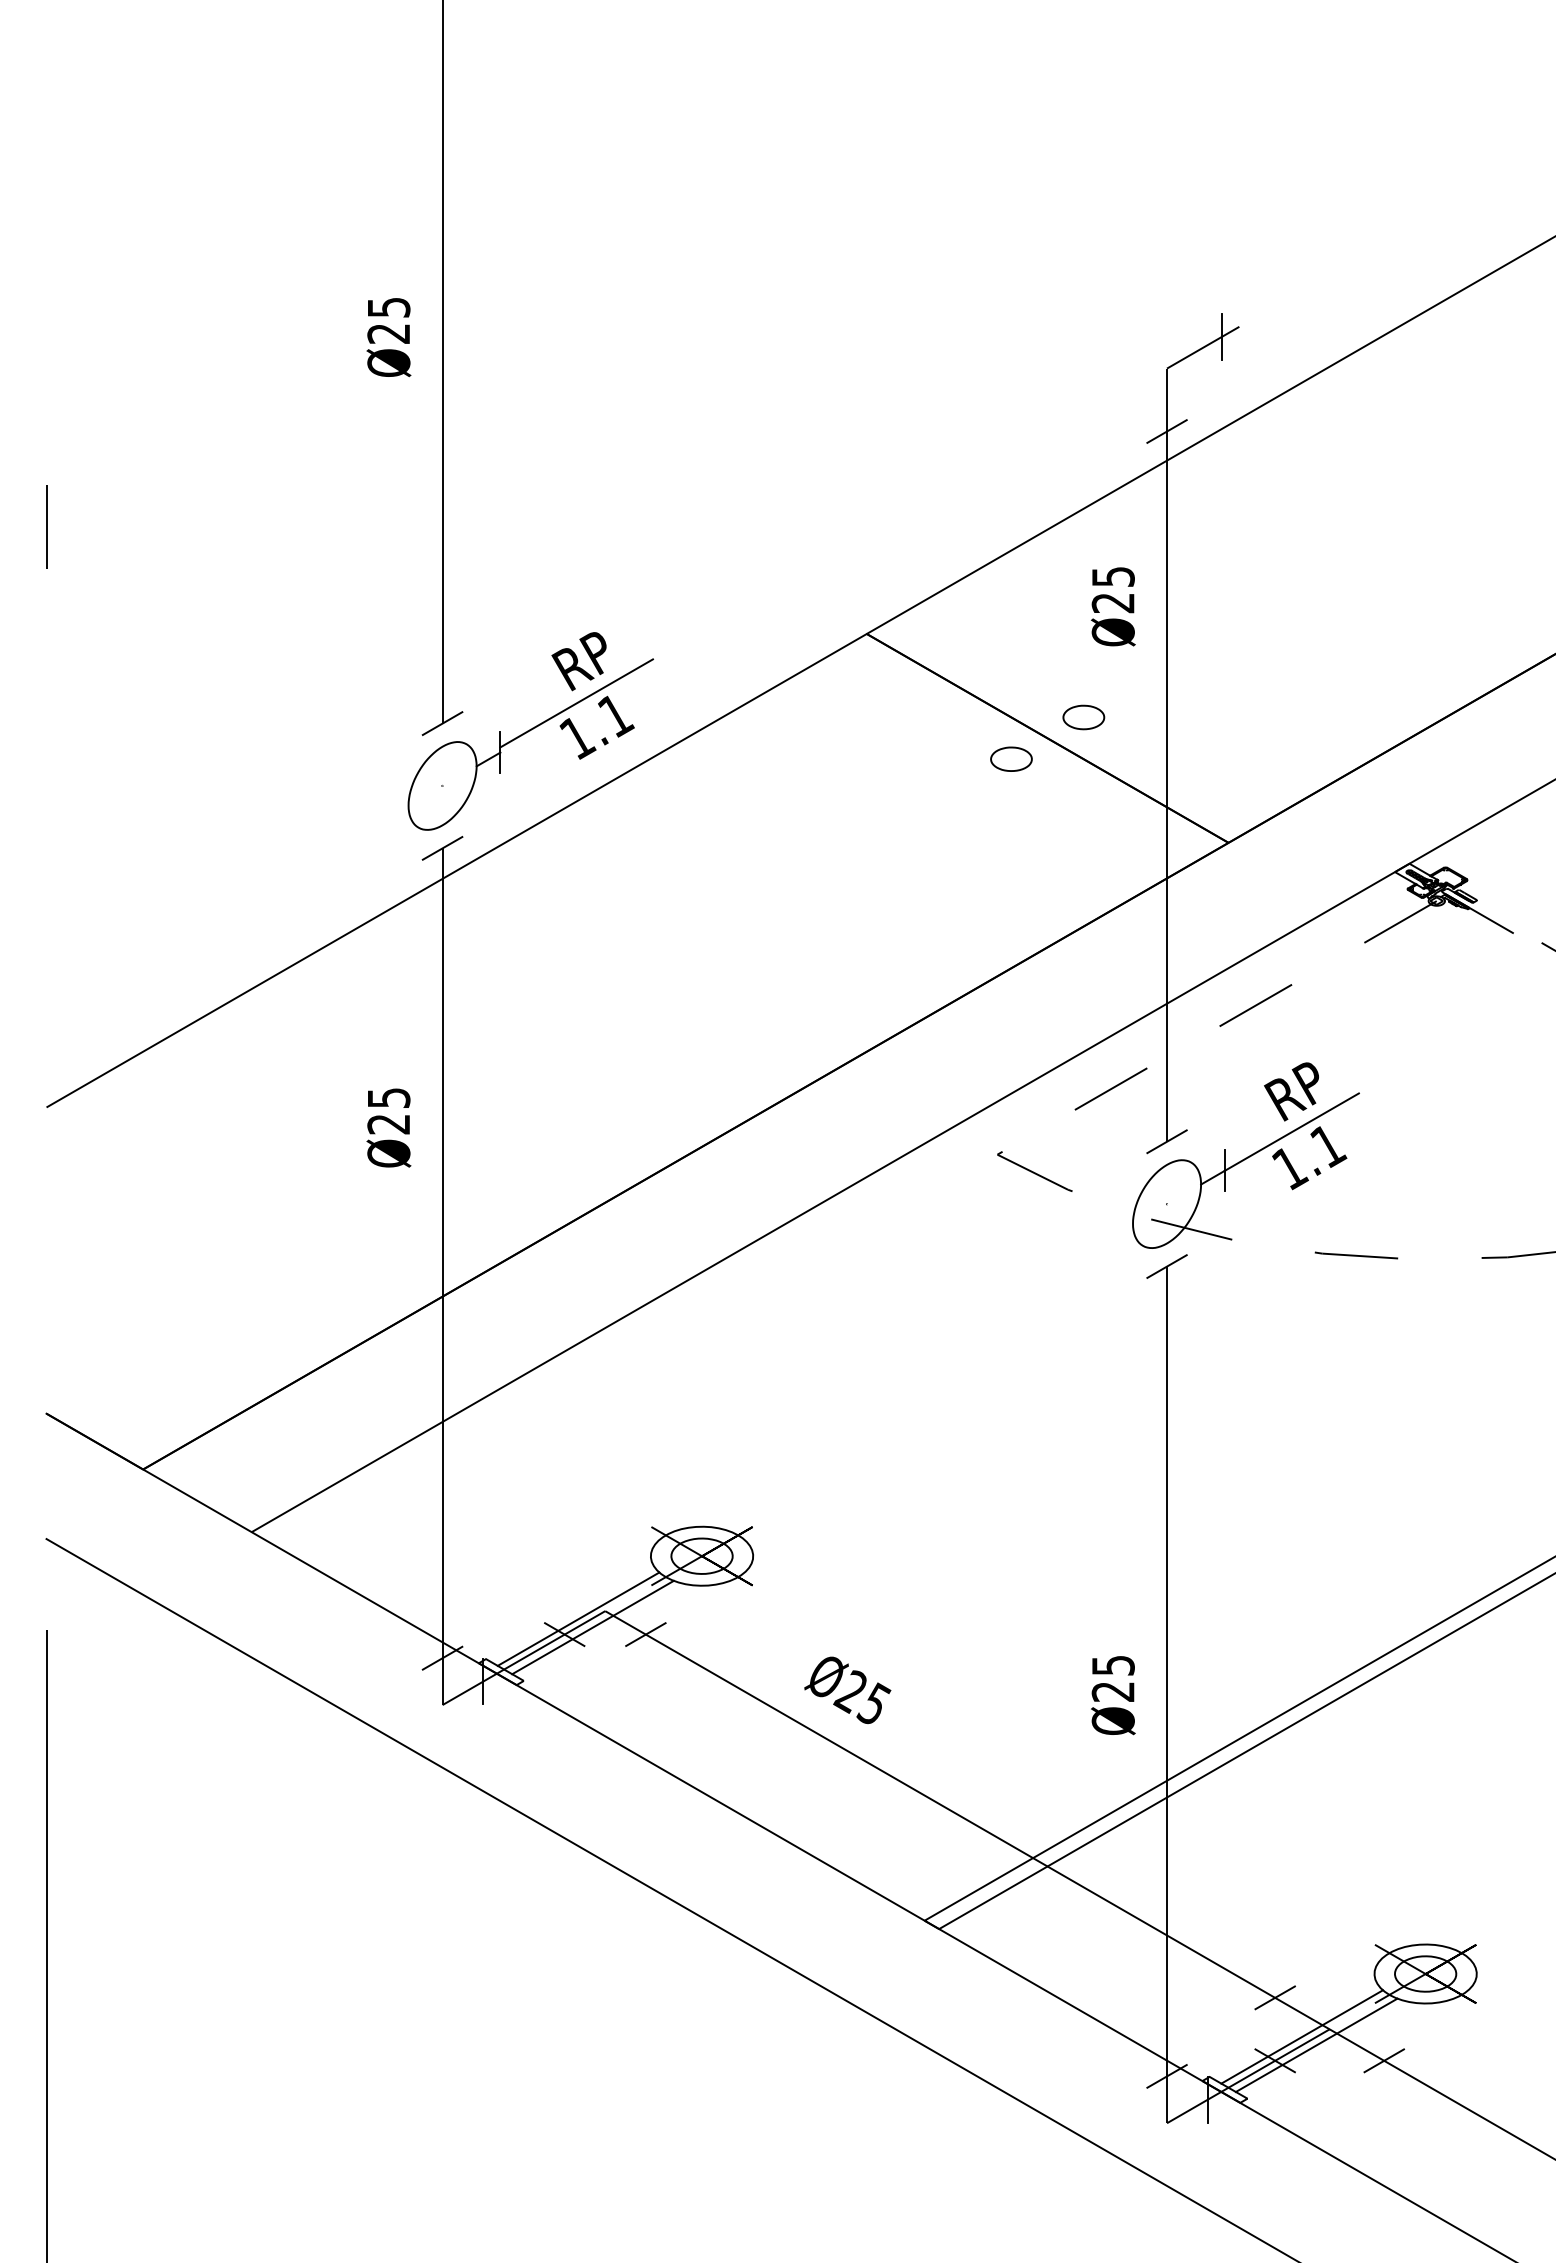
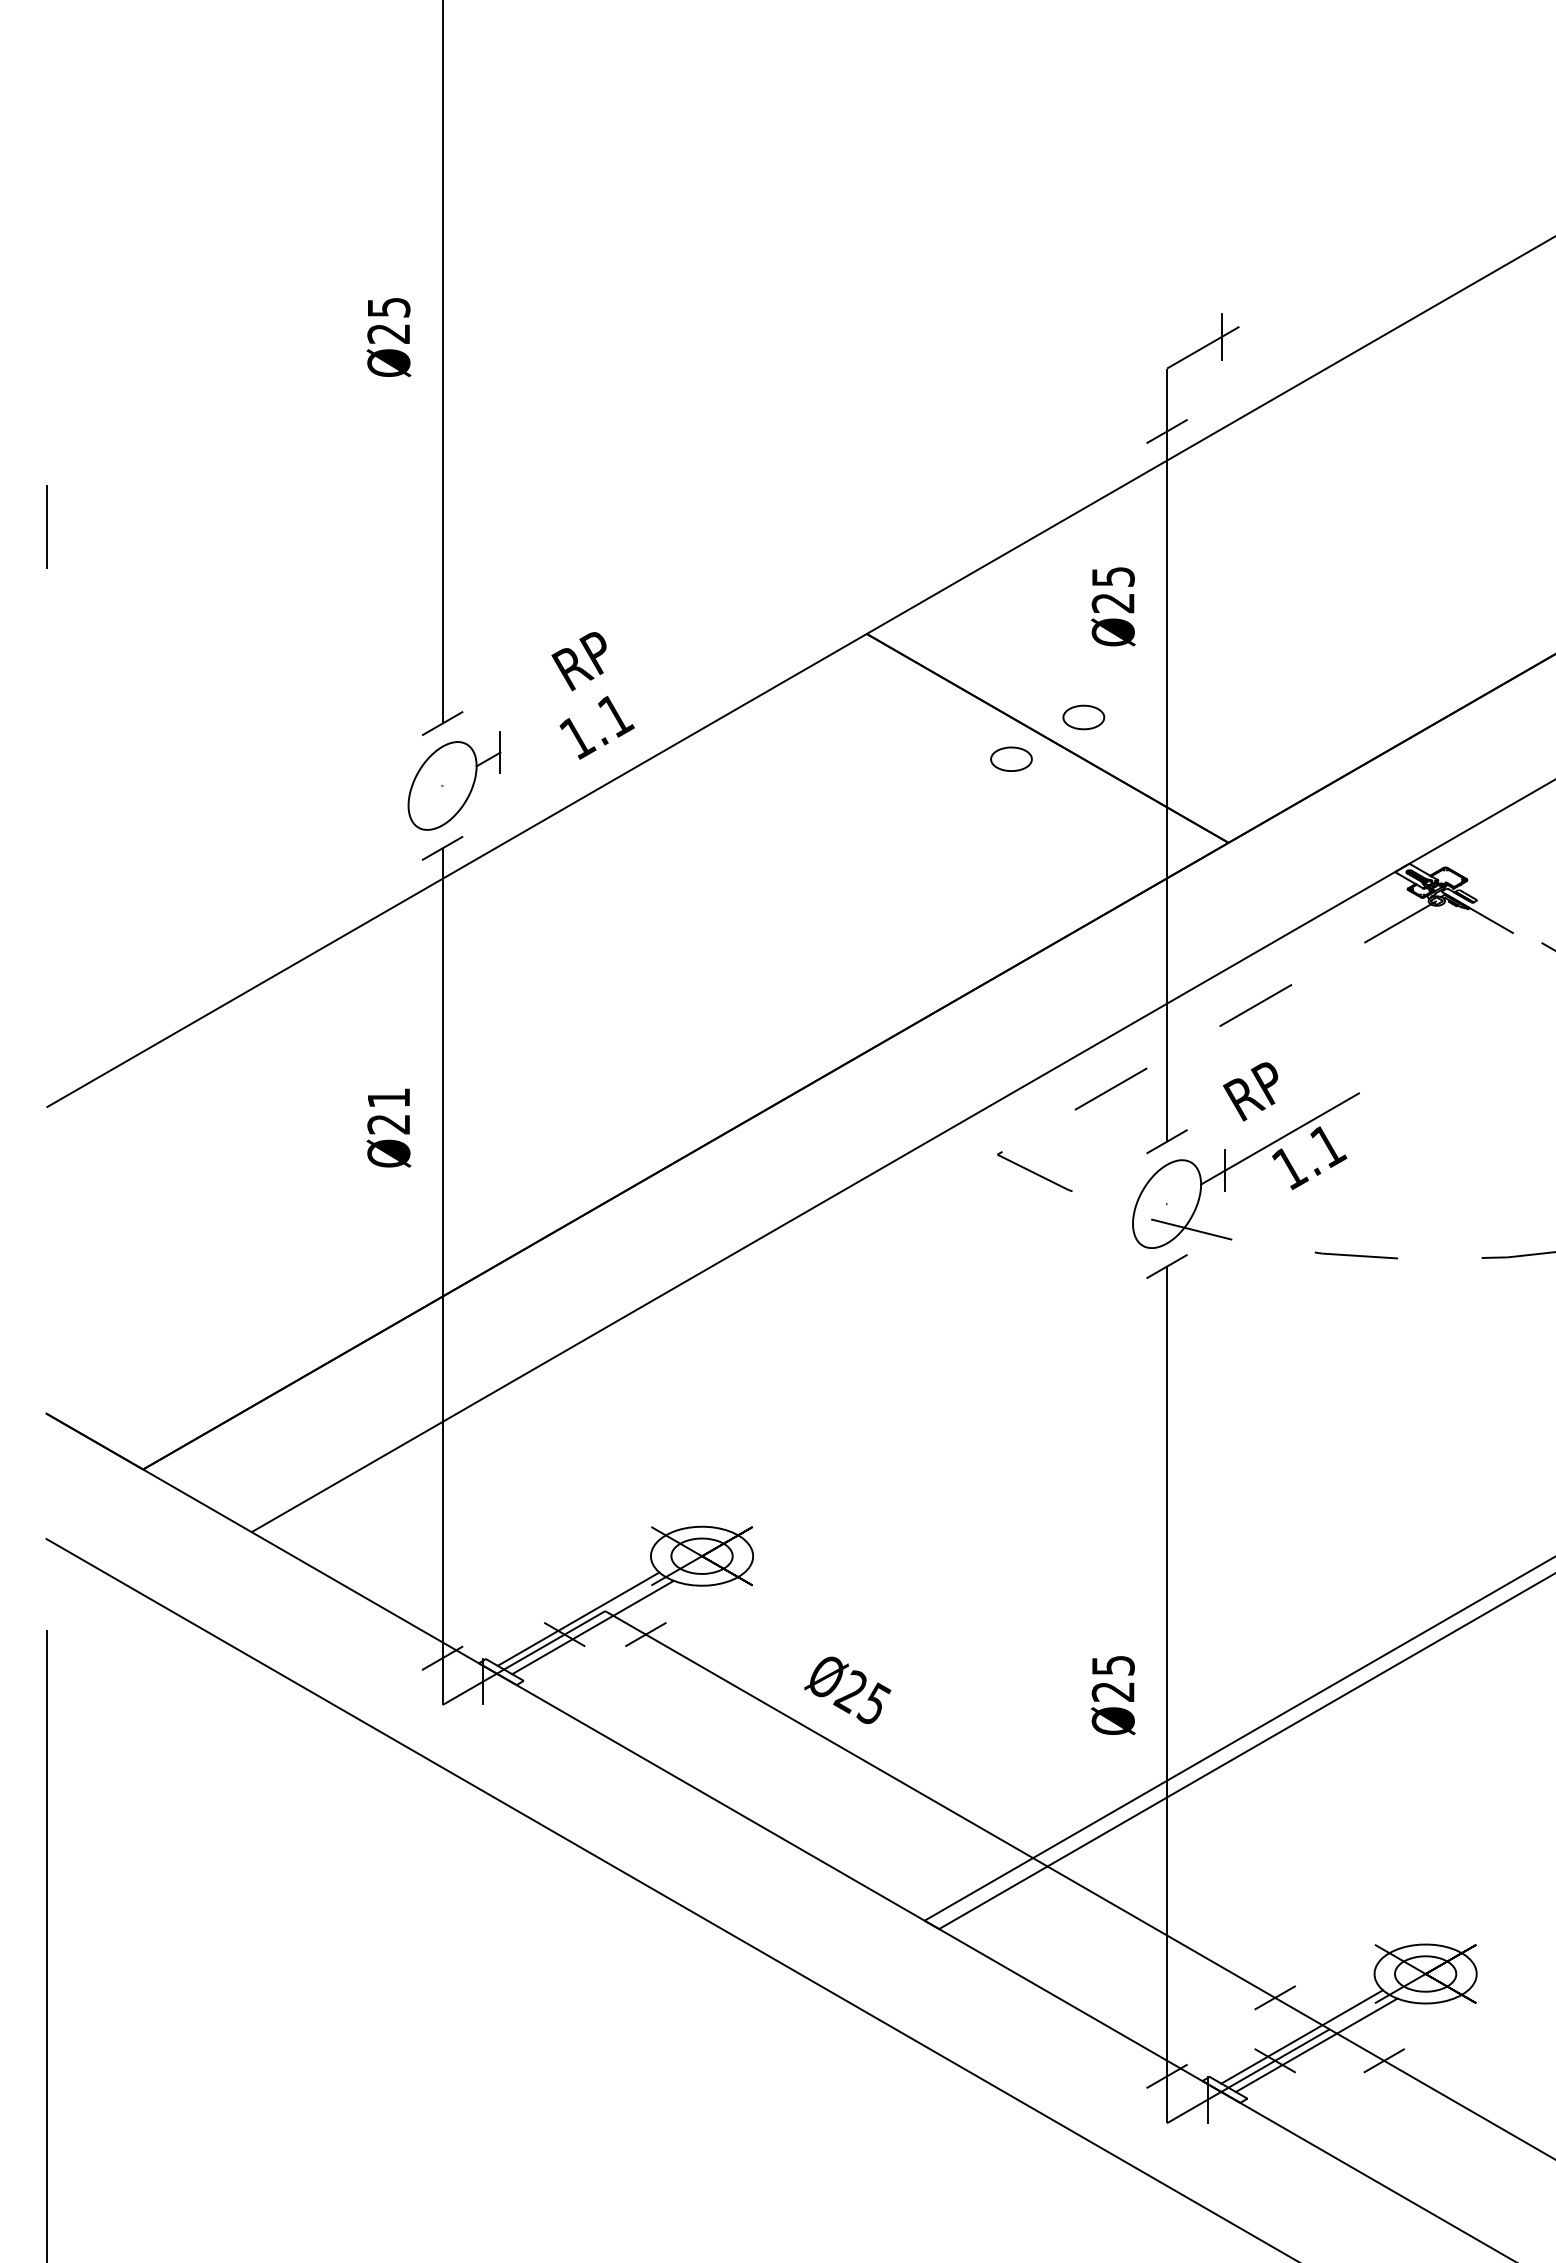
line: present -> none (576, 703)
text position: (1291, 1091) -> (1250, 1091) (1250, 1091)
text: Ø25 -> Ø21 (389, 1097)
